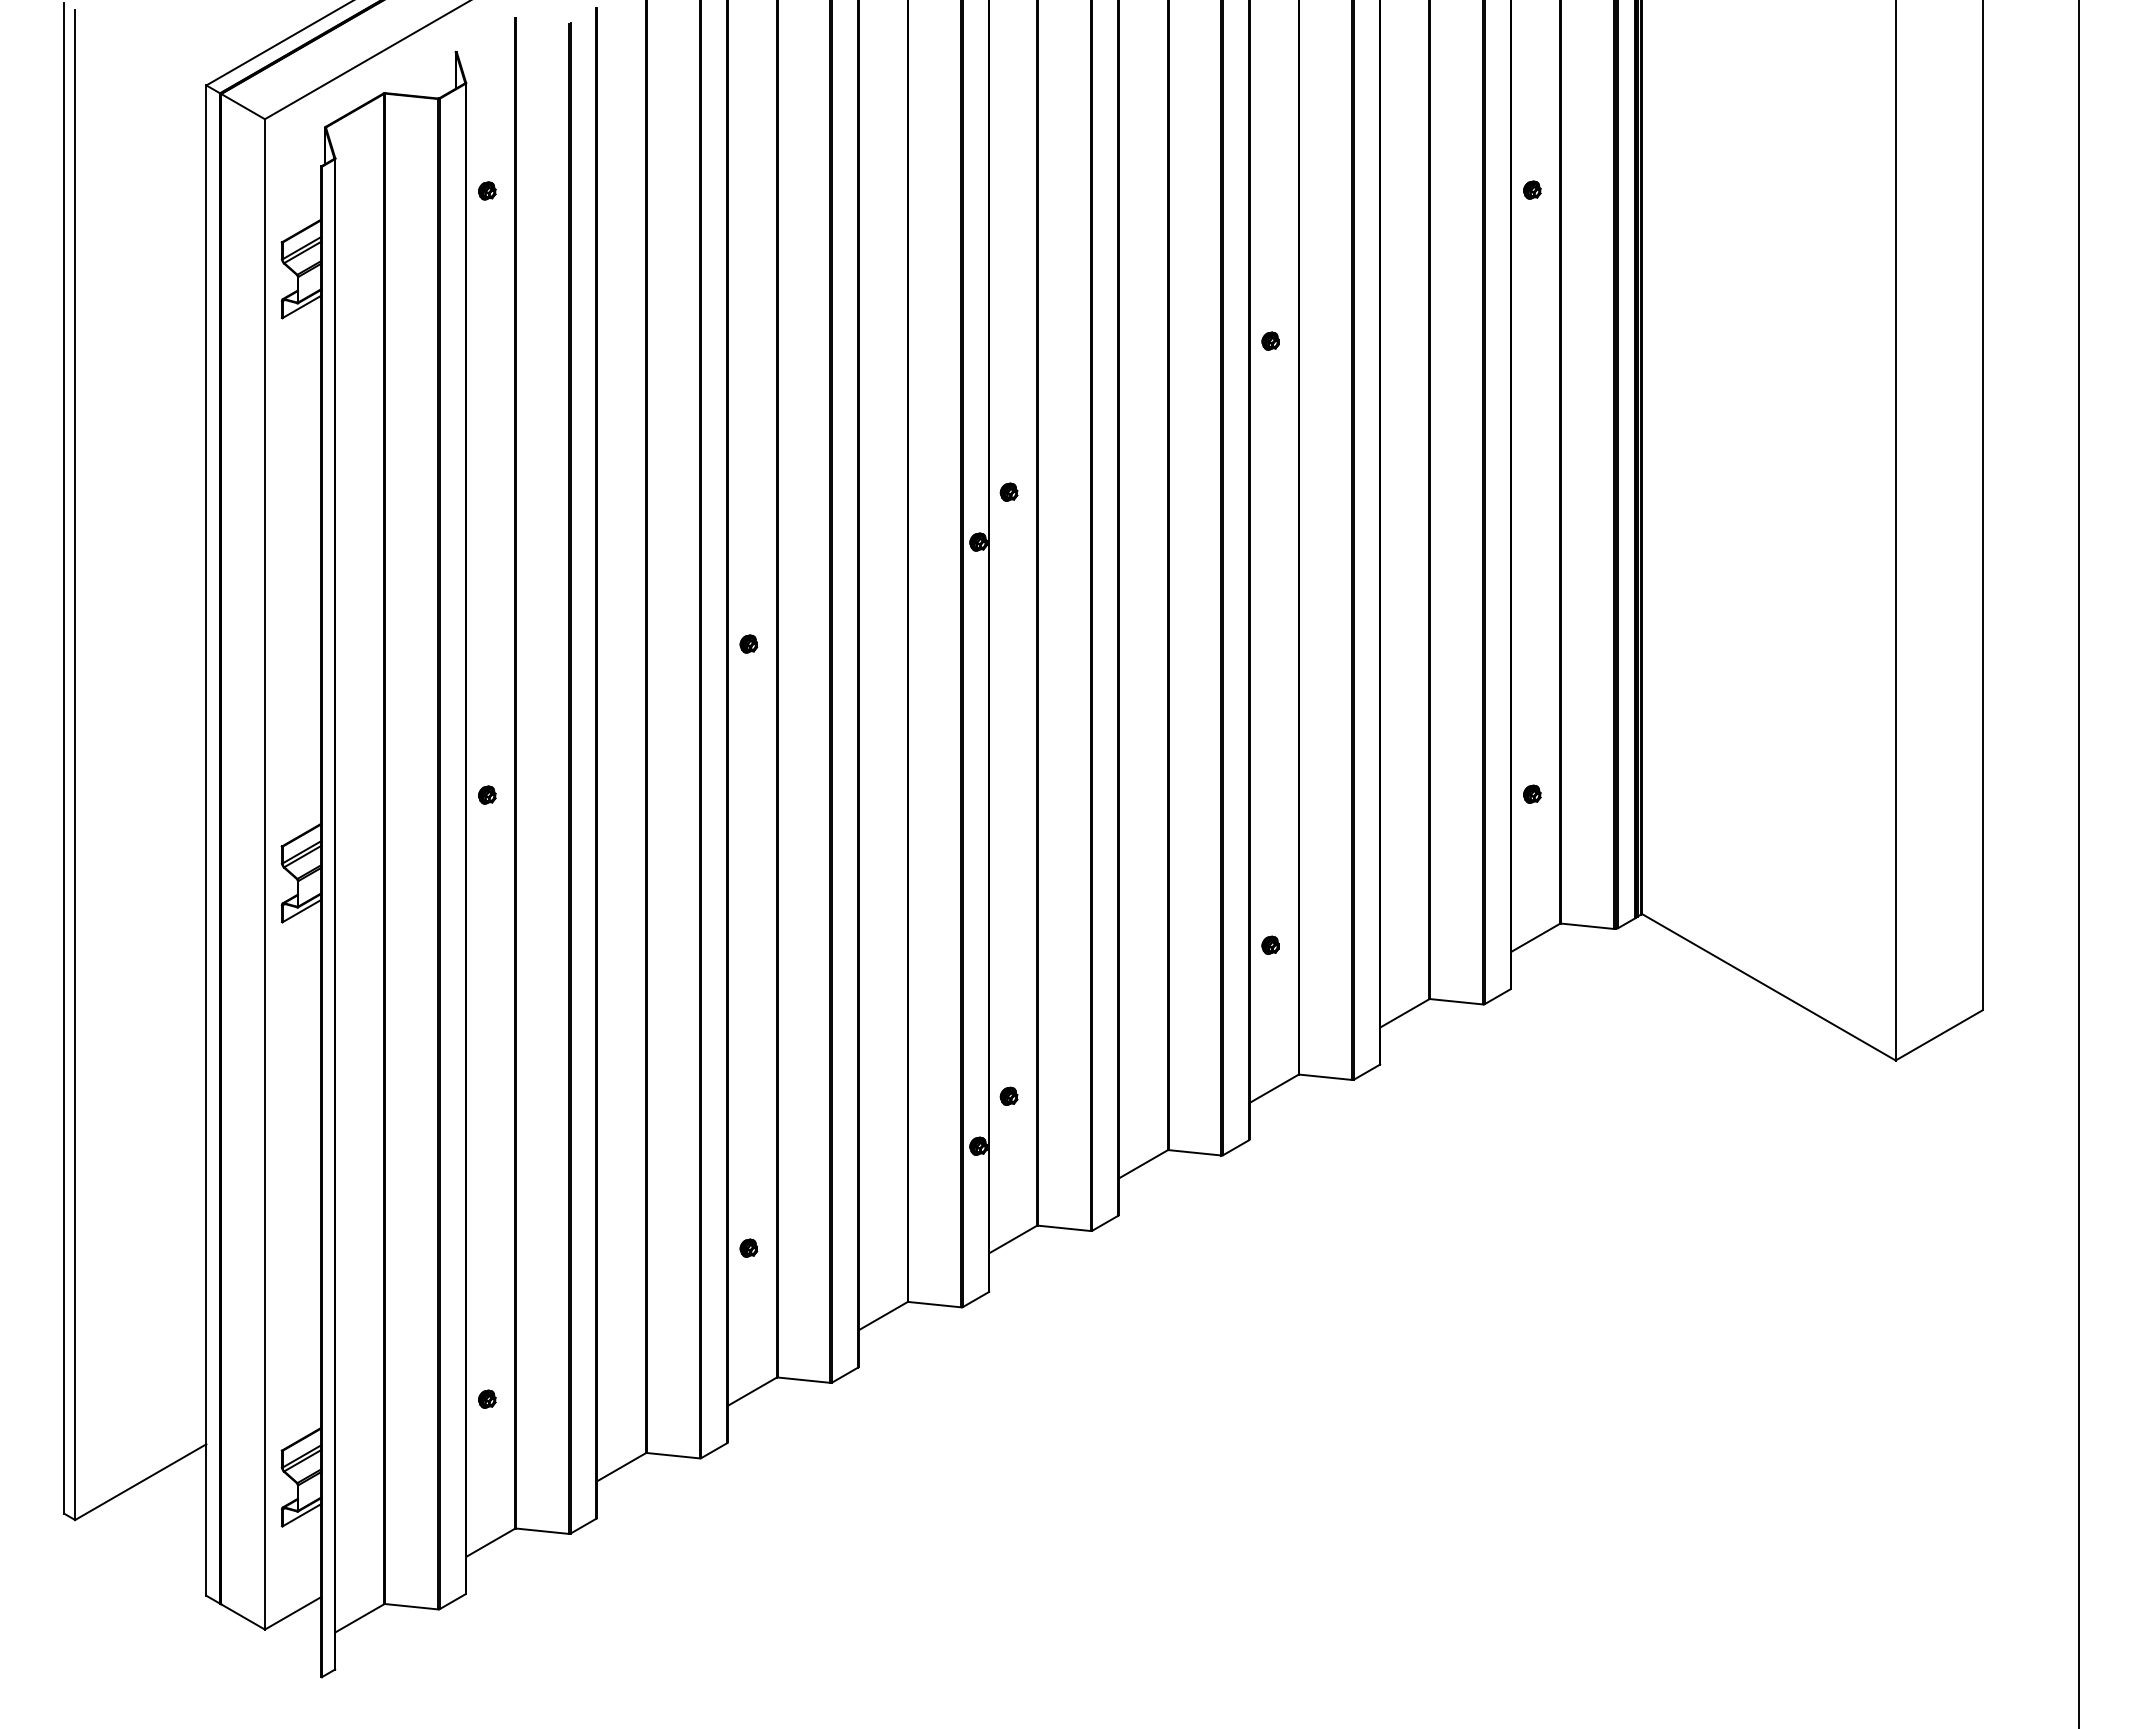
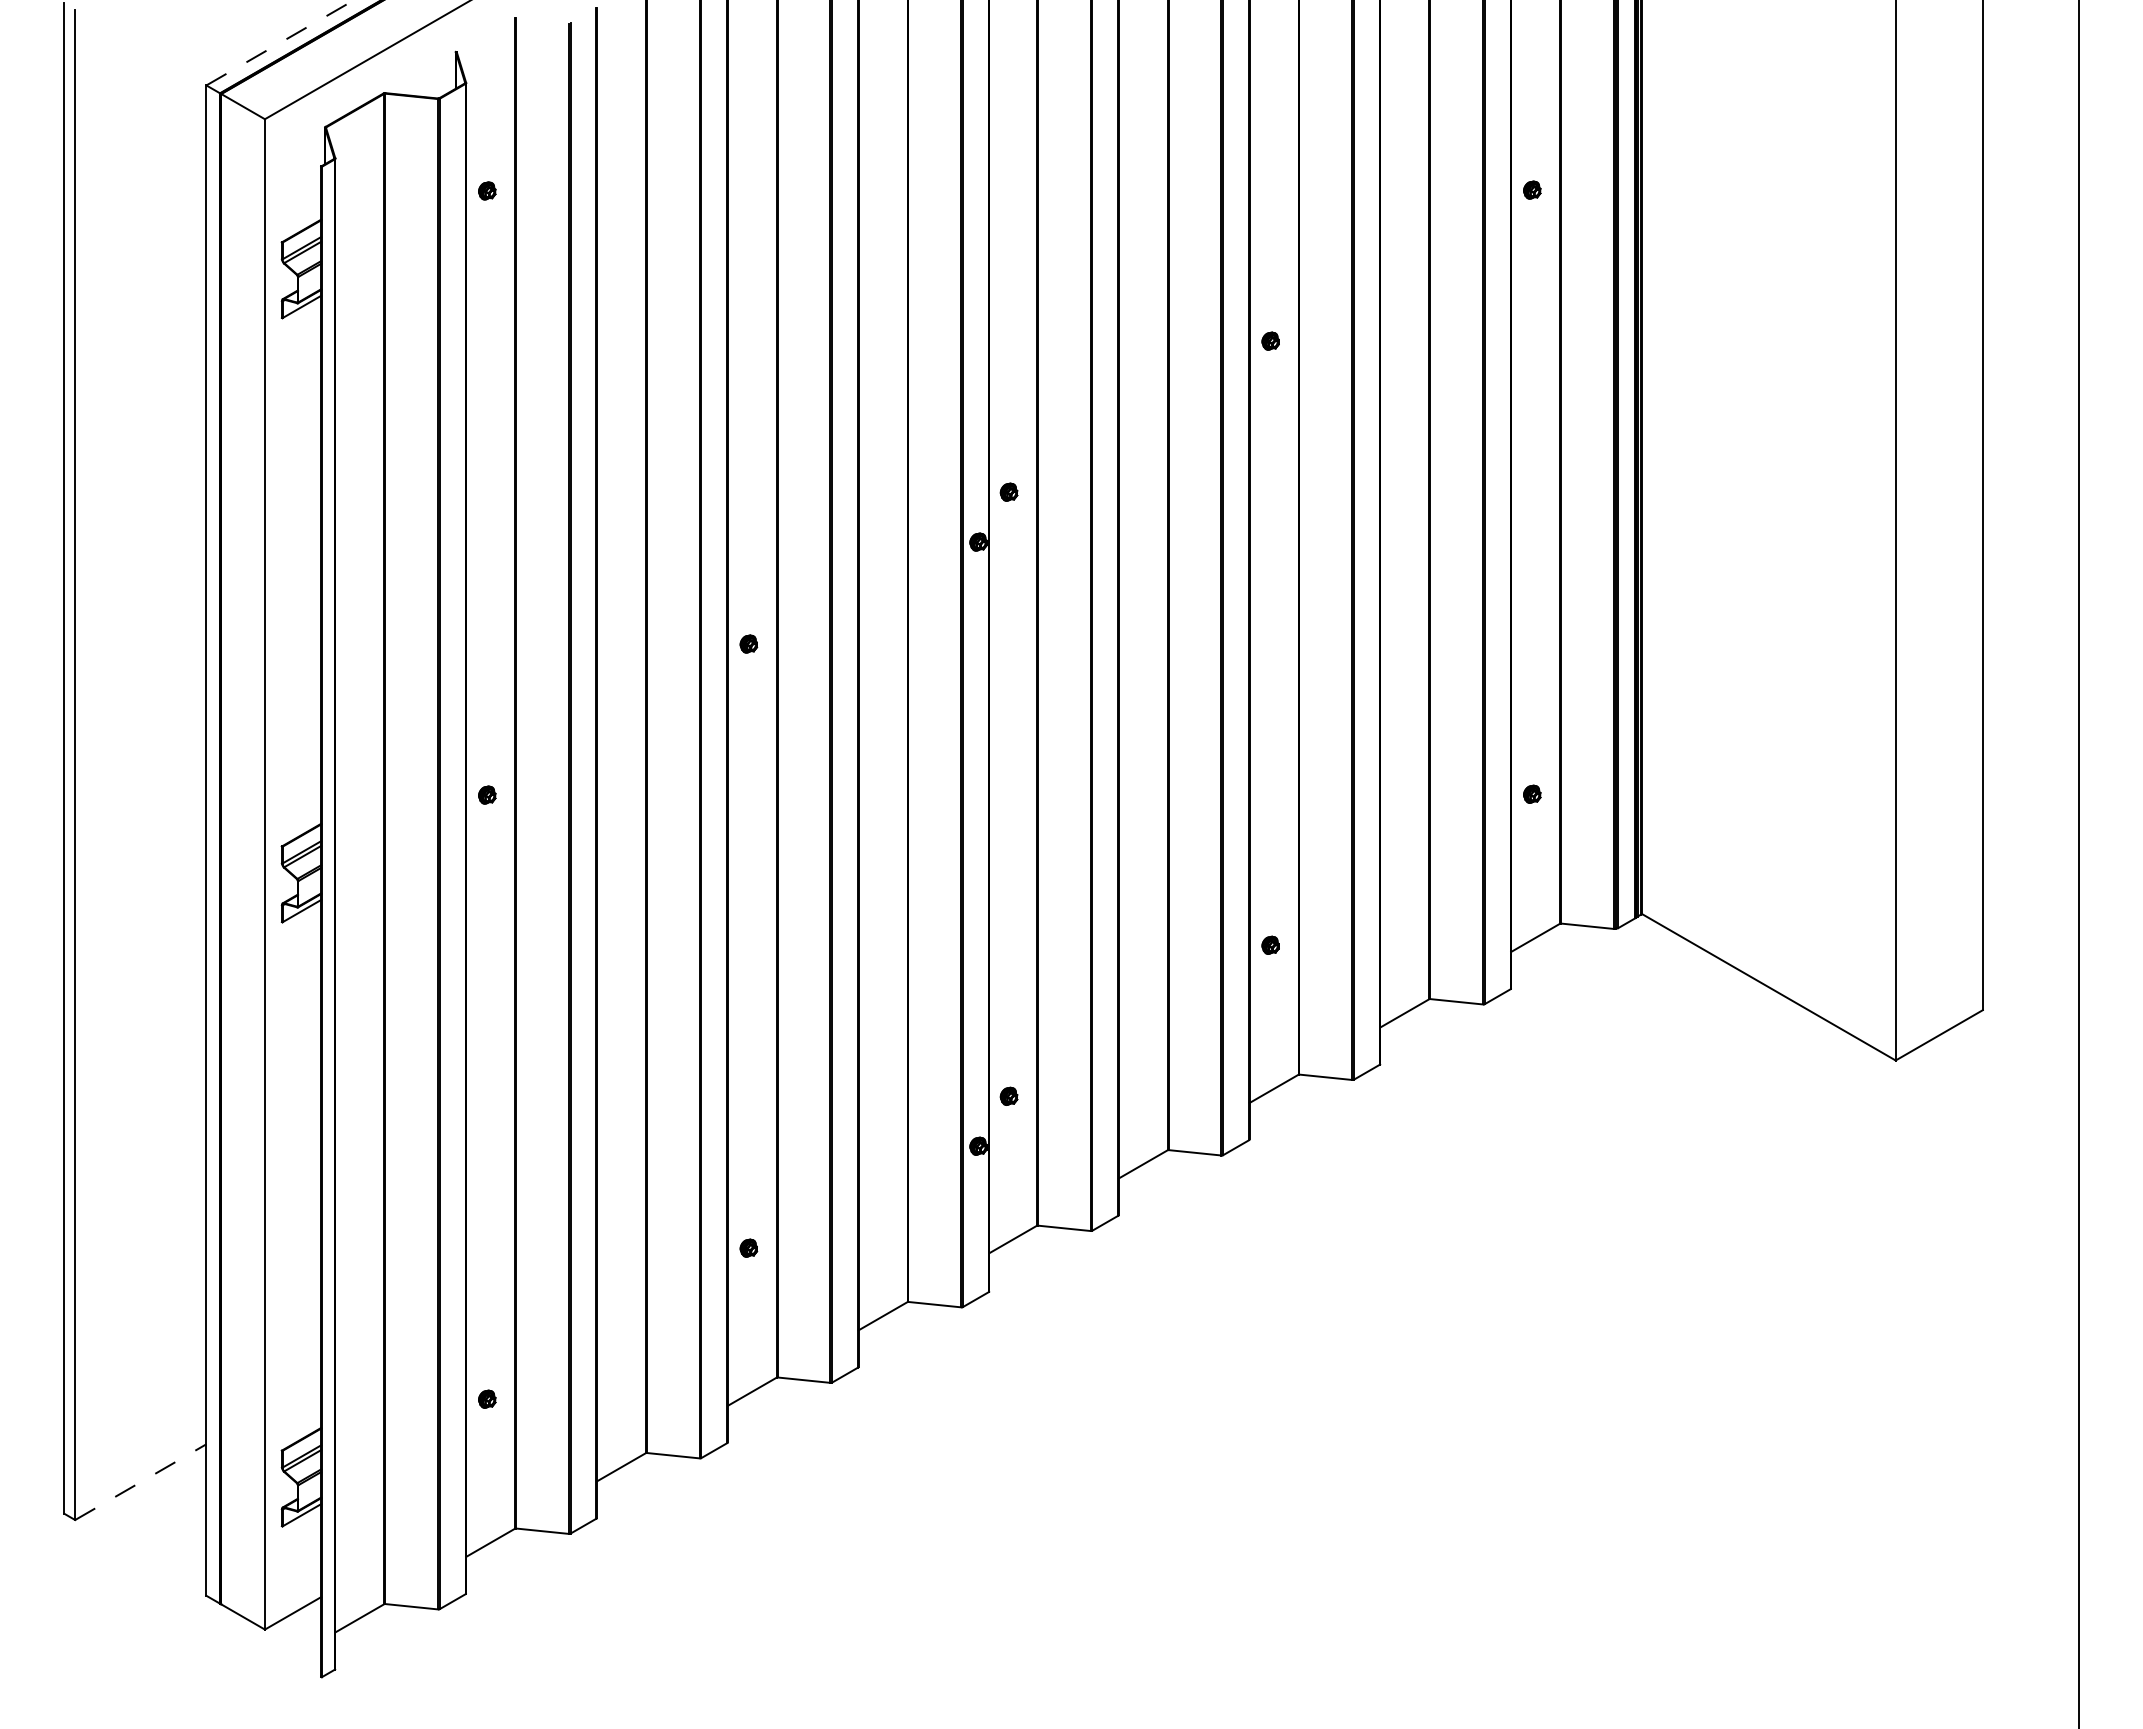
line: solid -> dashed (280, 42)
line: solid -> dashed (140, 1482)
